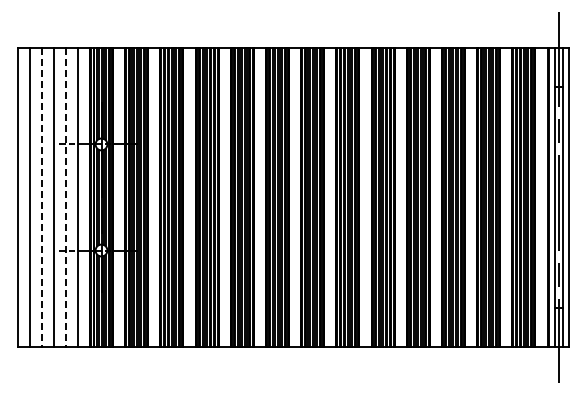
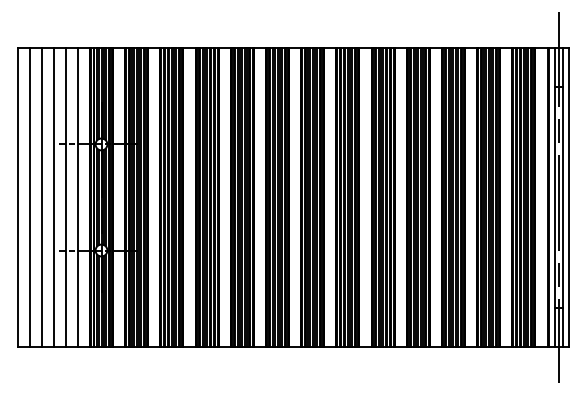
line: dashed -> solid (41, 198)
line: dashed -> solid (65, 198)
